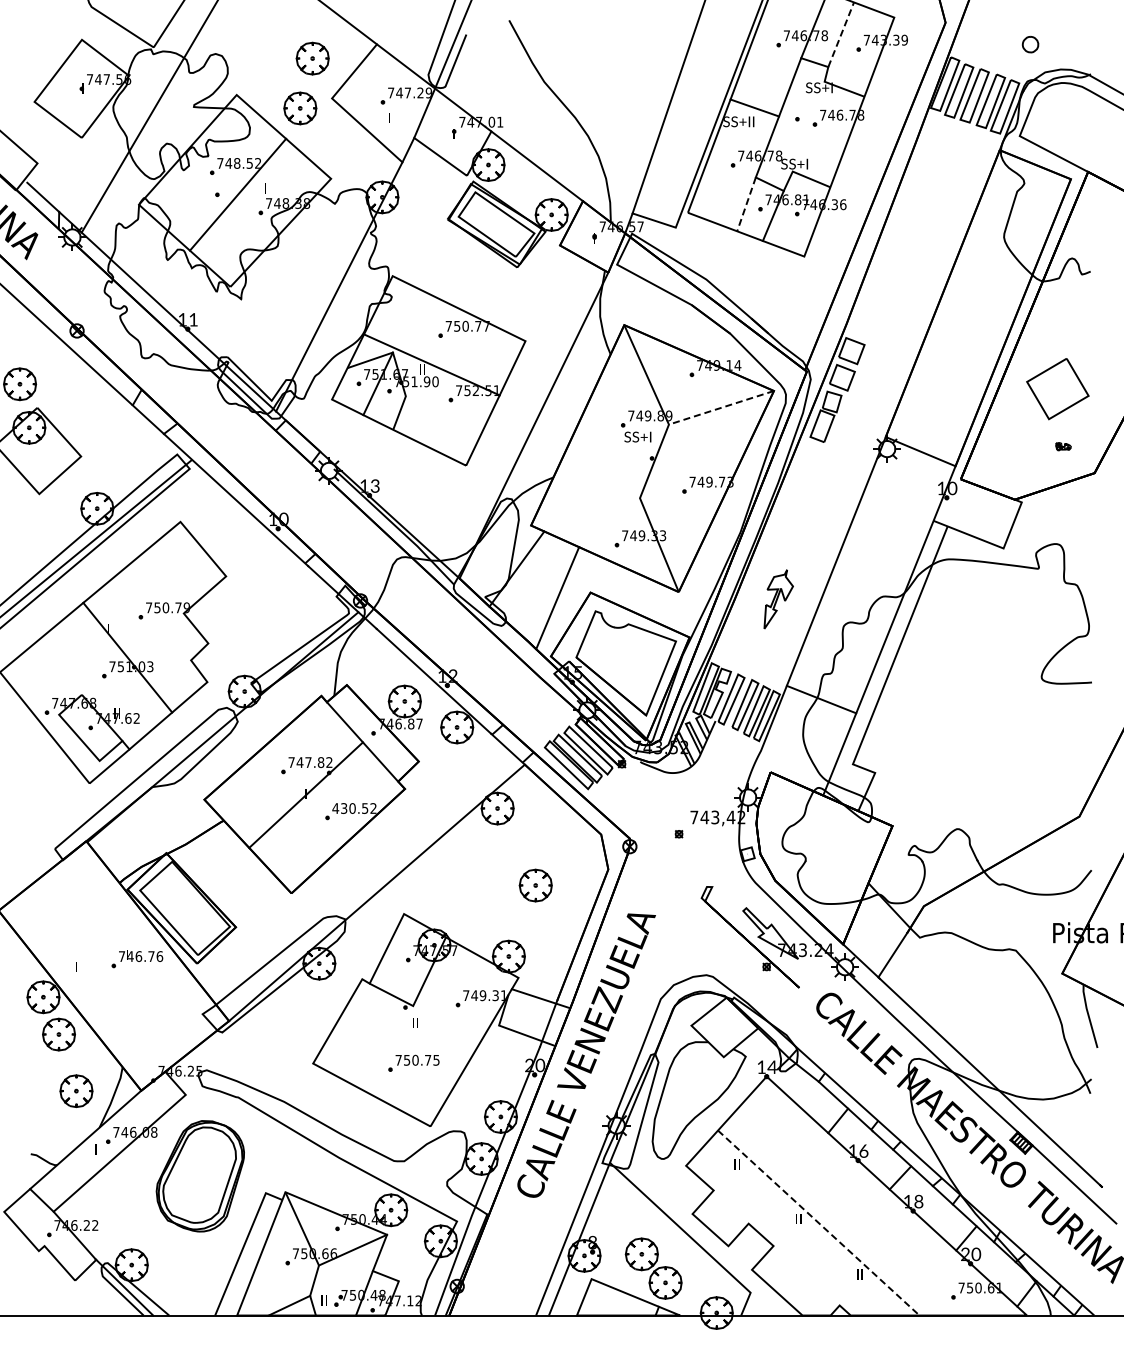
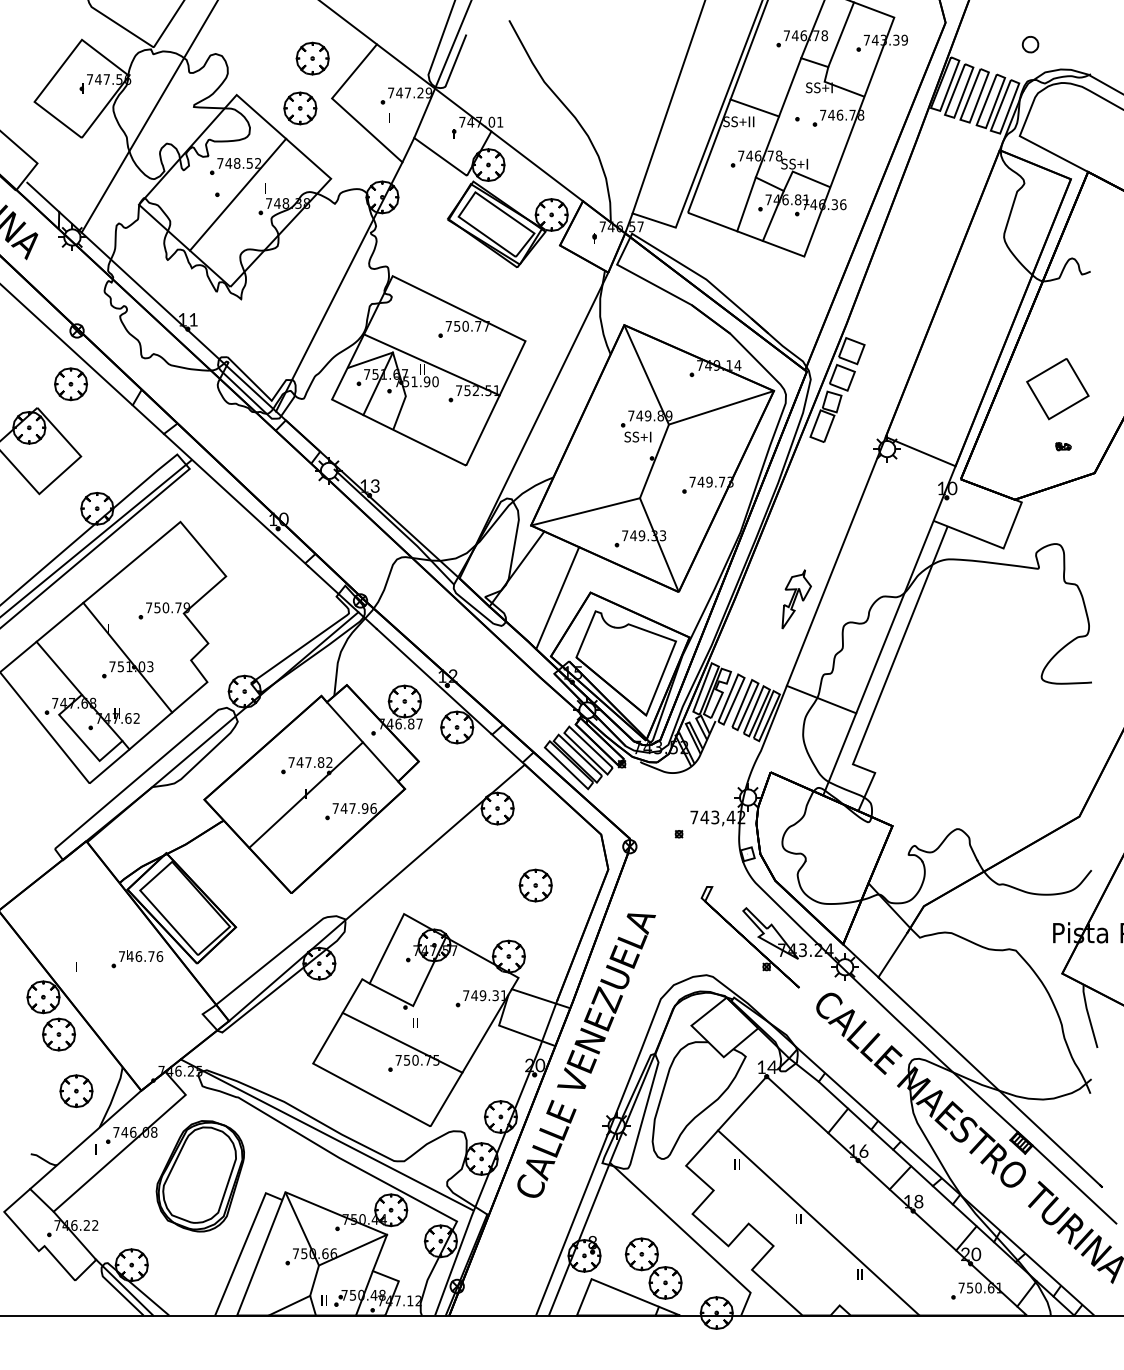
line: dashed -> solid (841, 34)
line: dashed -> solid (746, 204)
part position: (19, 384) -> (70, 384) (70, 384)
line: dashed -> solid (720, 407)
line: none -> present (585, 511)
part position: (778, 599) -> (796, 599) (796, 599)
line: none -> present (58, 667)
text: 430.52 -> 747.96 (354, 808)
line: none -> present (402, 1042)
line: none -> present (326, 1134)
line: dashed -> solid (818, 1223)
